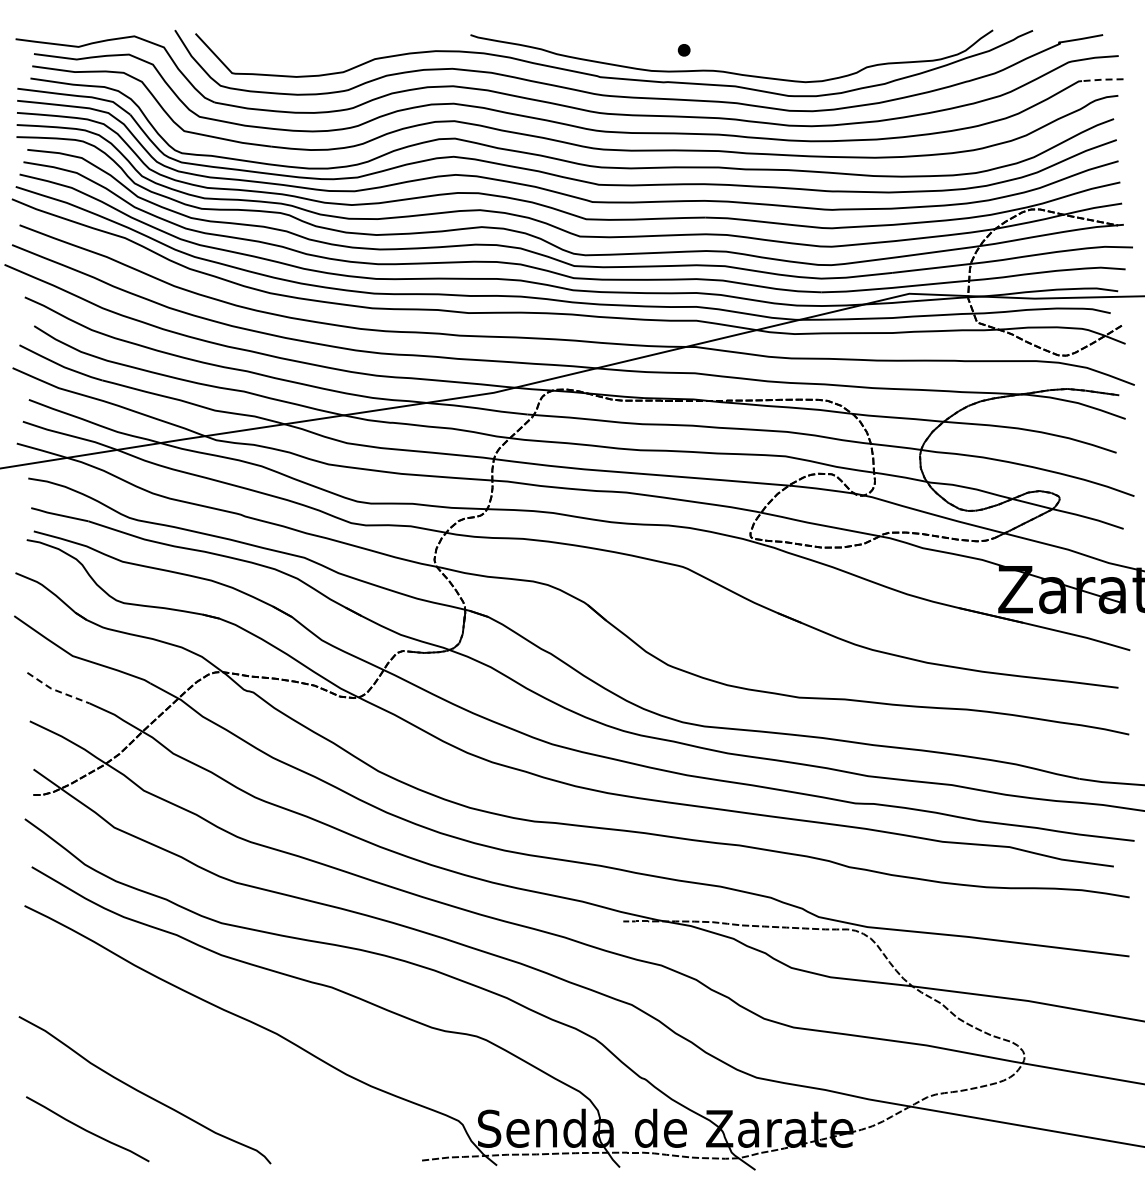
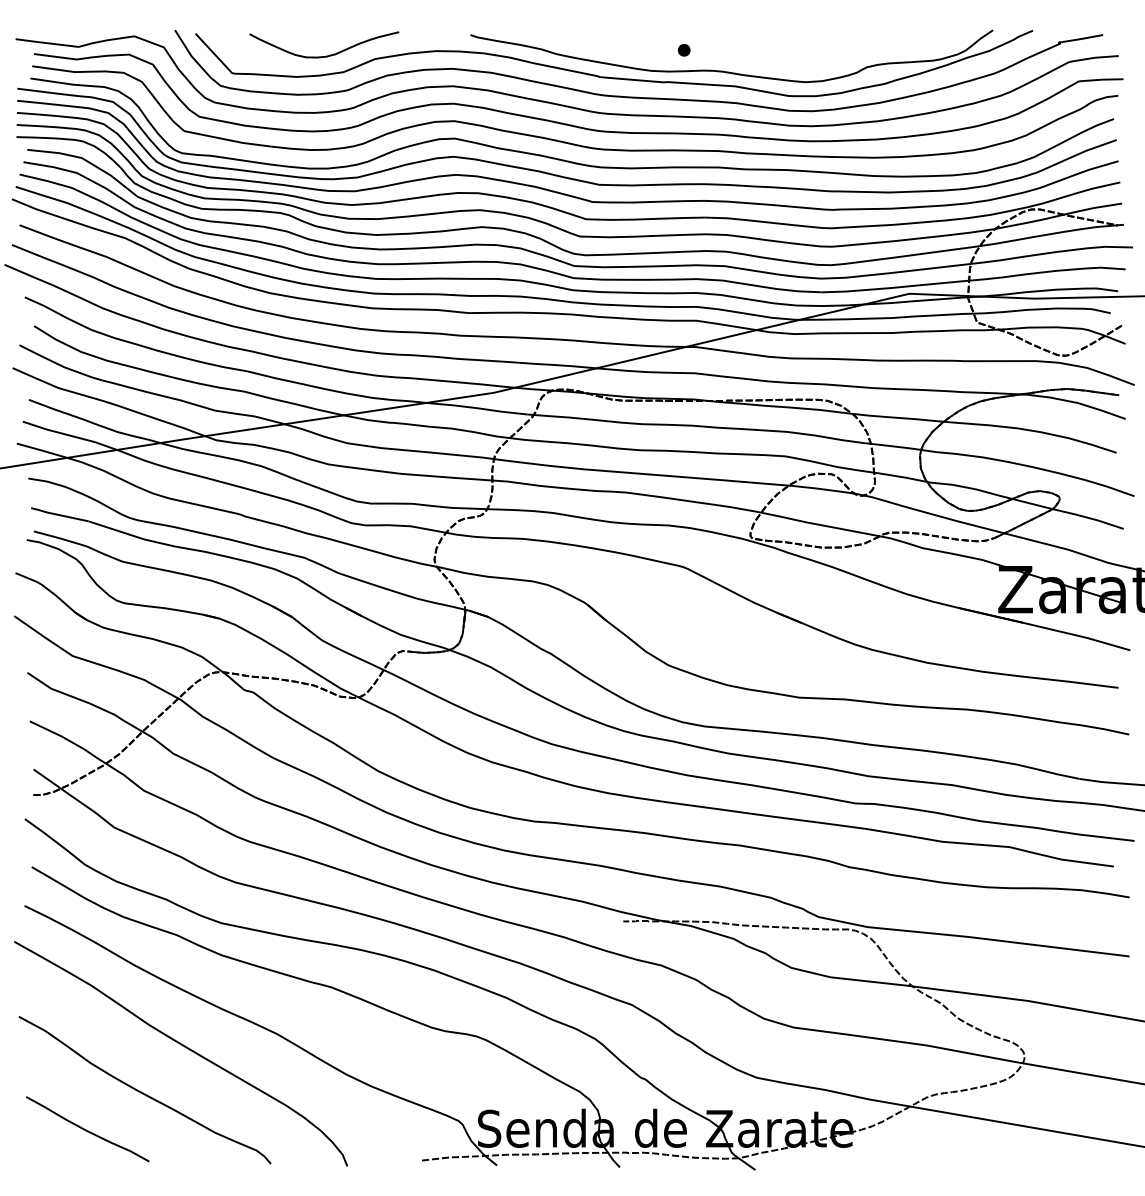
curve: none -> present (325, 55)
line: dashed -> solid (1102, 79)
line: dashed -> solid (56, 690)
curve: none -> present (184, 1047)
